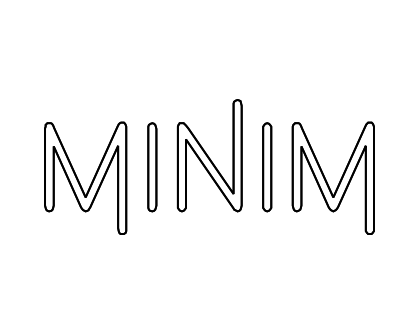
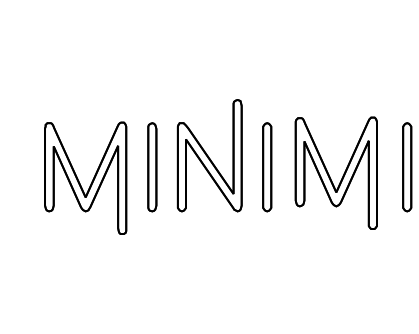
part: none -> present (407, 167)
part position: (326, 179) -> (329, 174) (329, 174)
